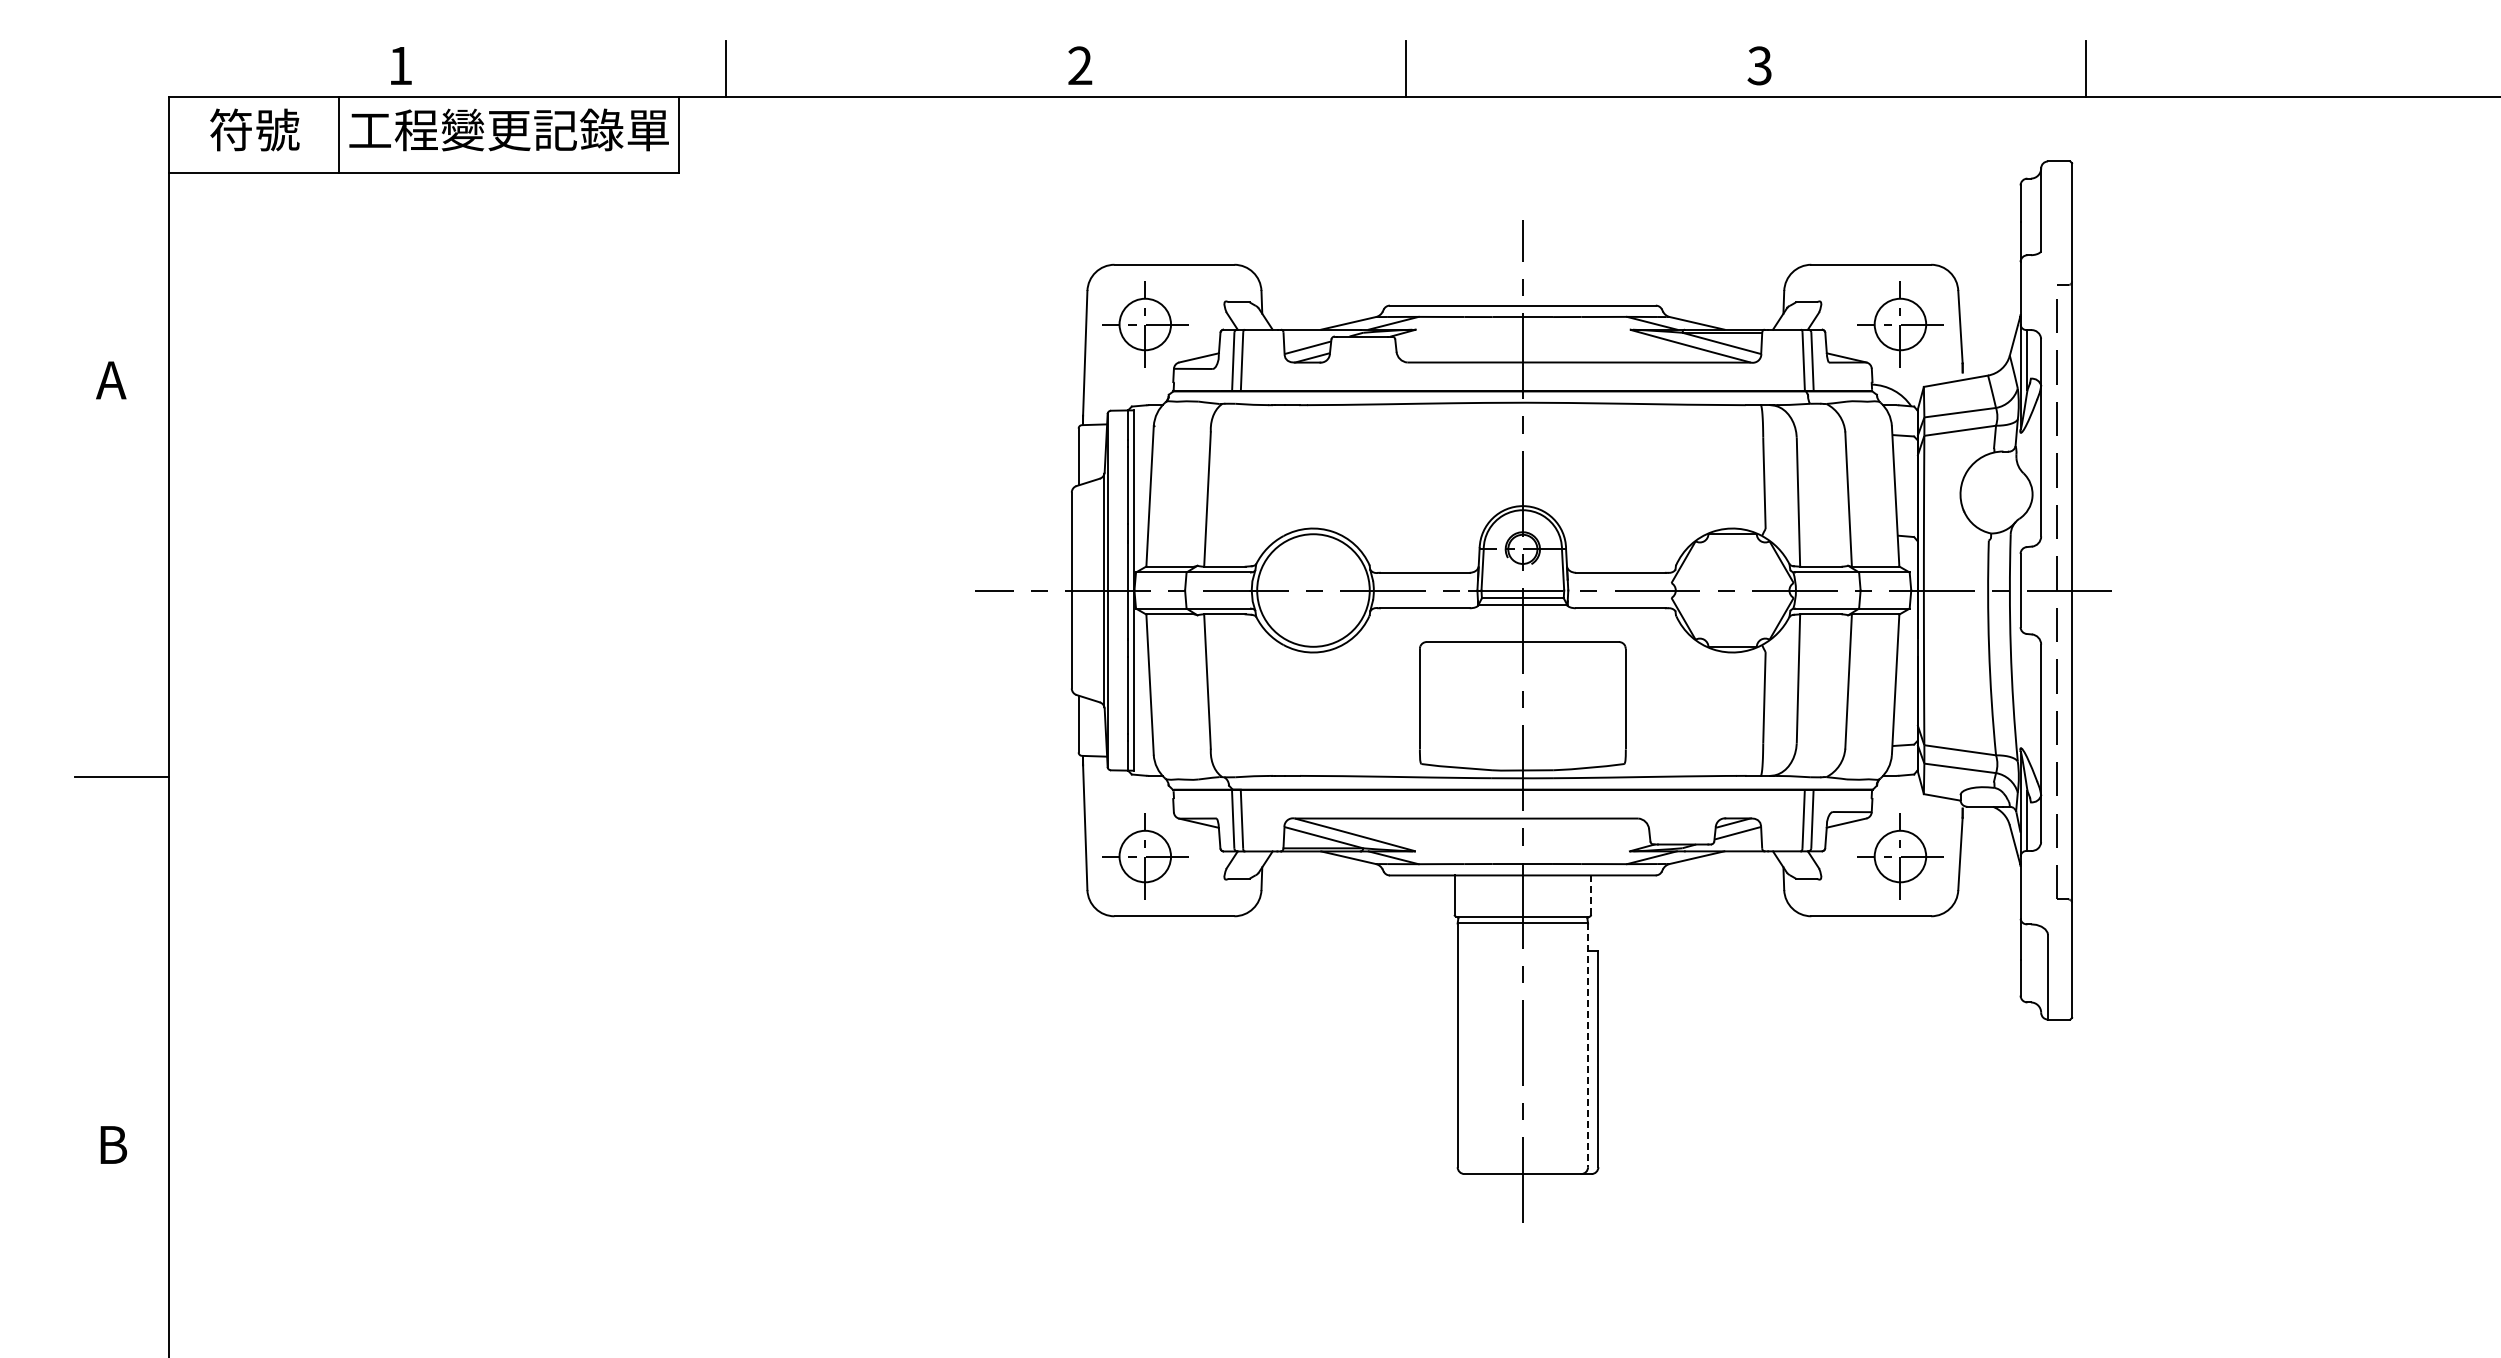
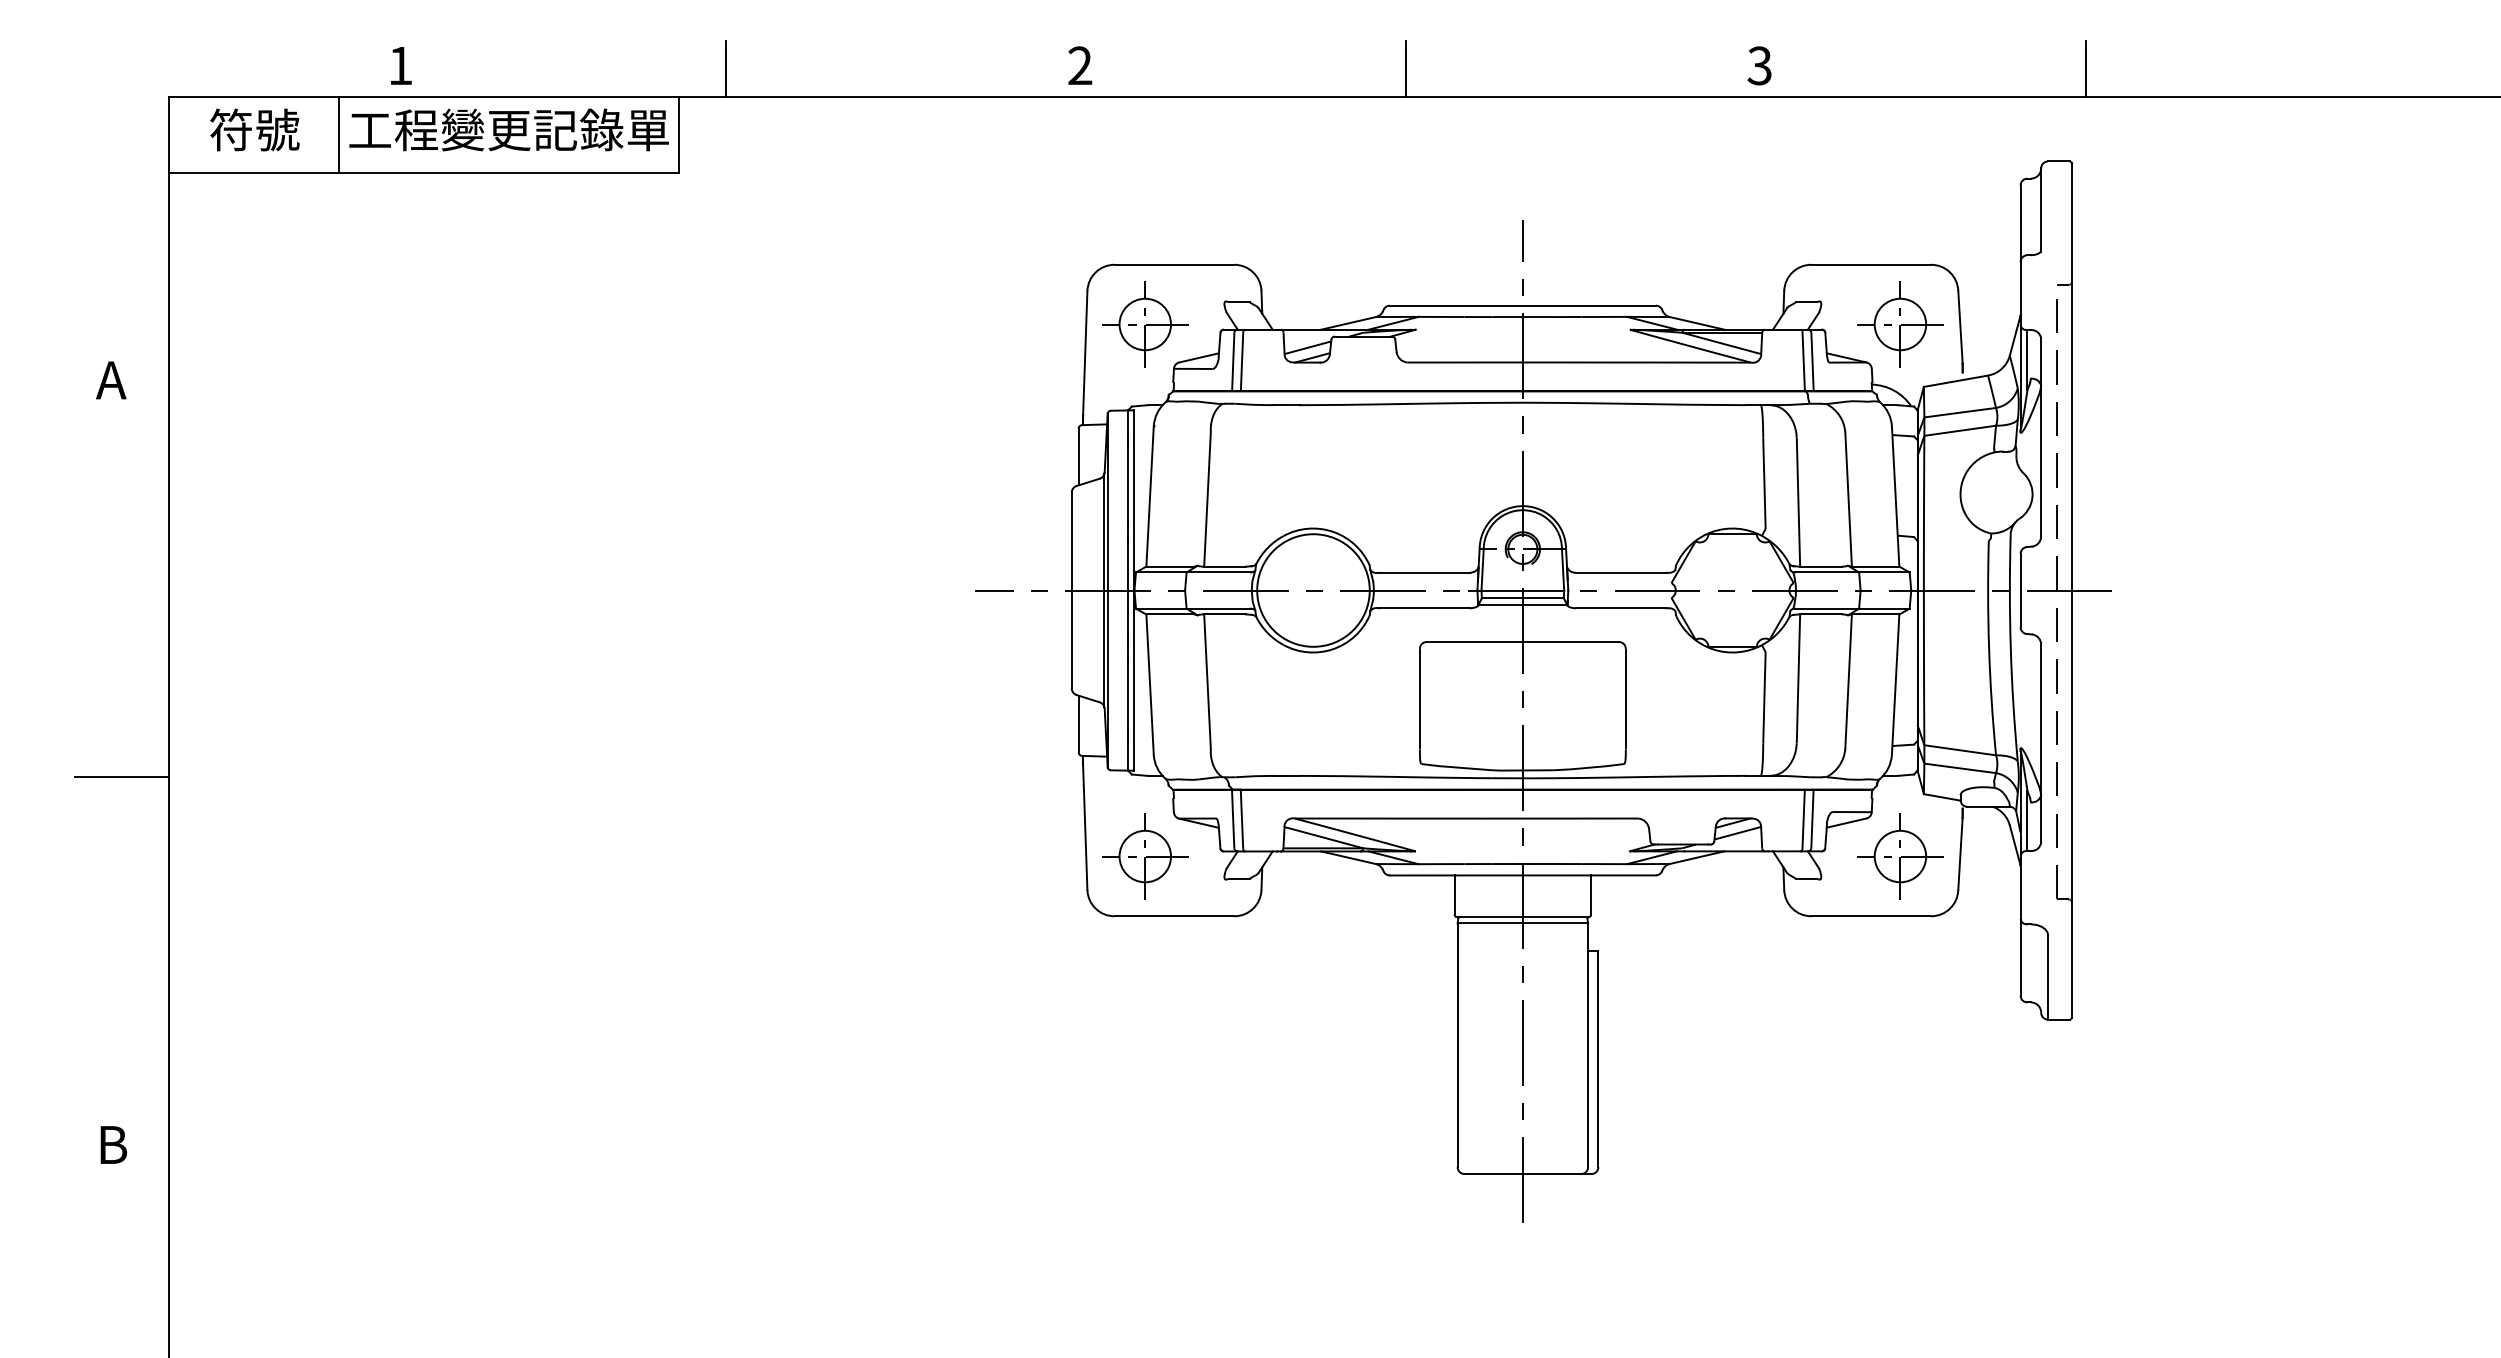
line: dashed -> solid (1591, 895)
line: dashed -> solid (1588, 1045)
